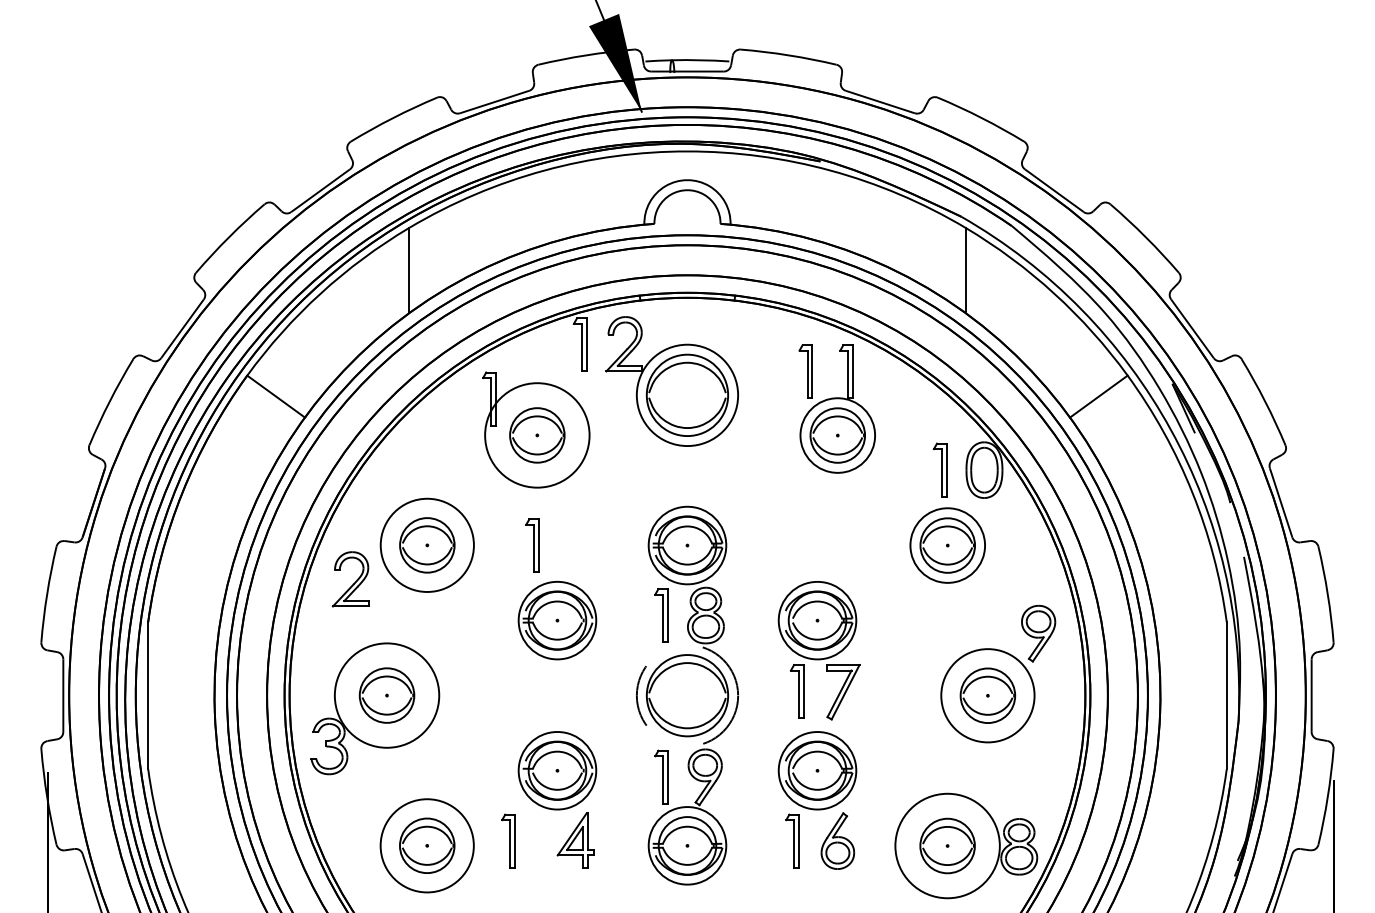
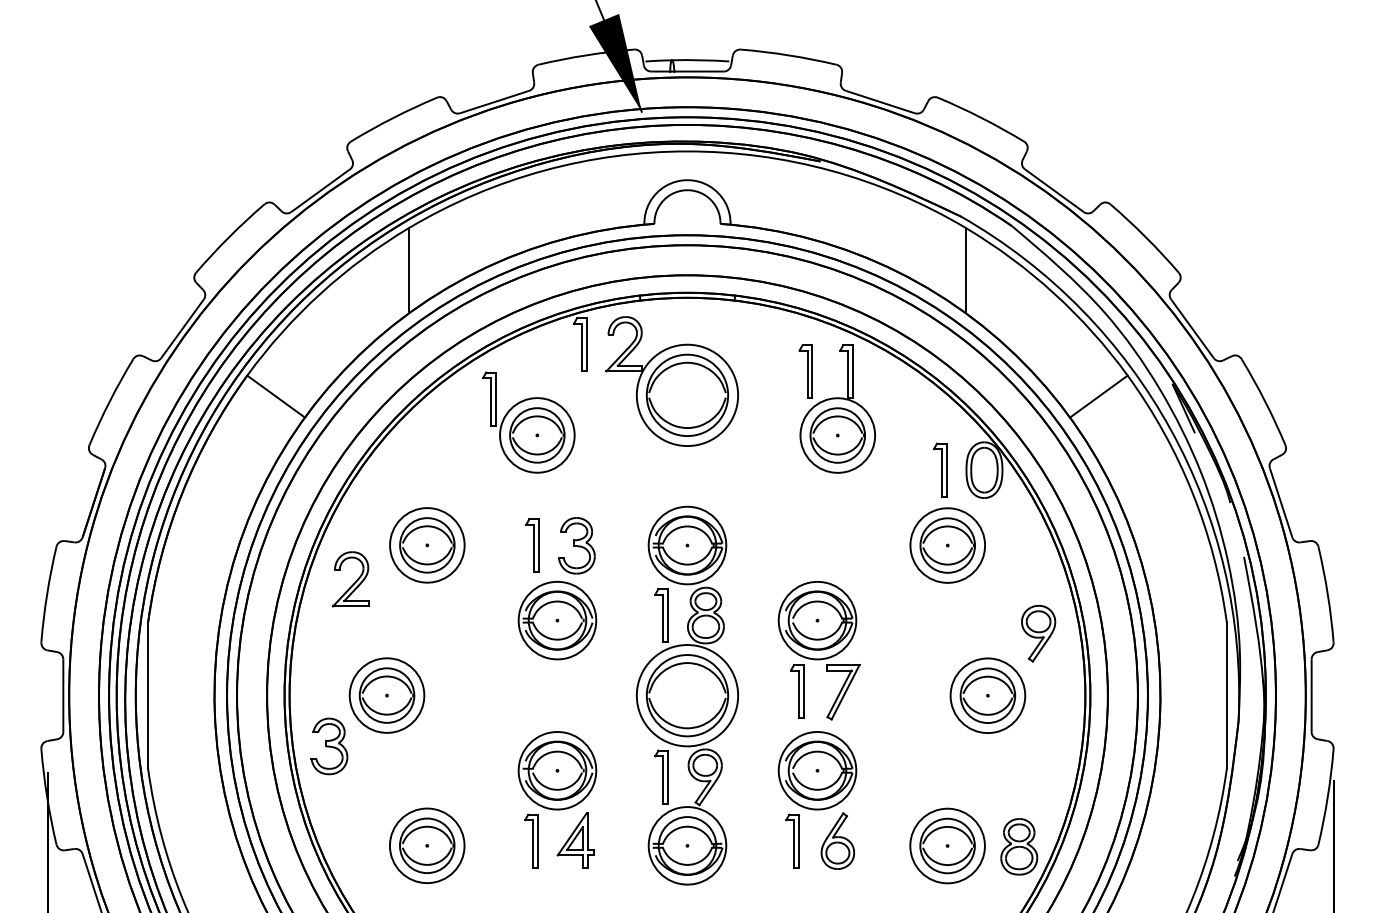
circle diameter: 104 px -> 75 px (537, 435)
circle diameter: 93 px -> 75 px (427, 545)
part: none -> present (576, 545)
circle diameter: 104 px -> 75 px (386, 695)
circle: dashed -> solid (687, 695)
circle diameter: 93 px -> 75 px (987, 695)
part position: (508, 840) -> (531, 840) (531, 840)
circle diameter: 93 px -> 75 px (426, 845)
circle diameter: 104 px -> 75 px (947, 845)
